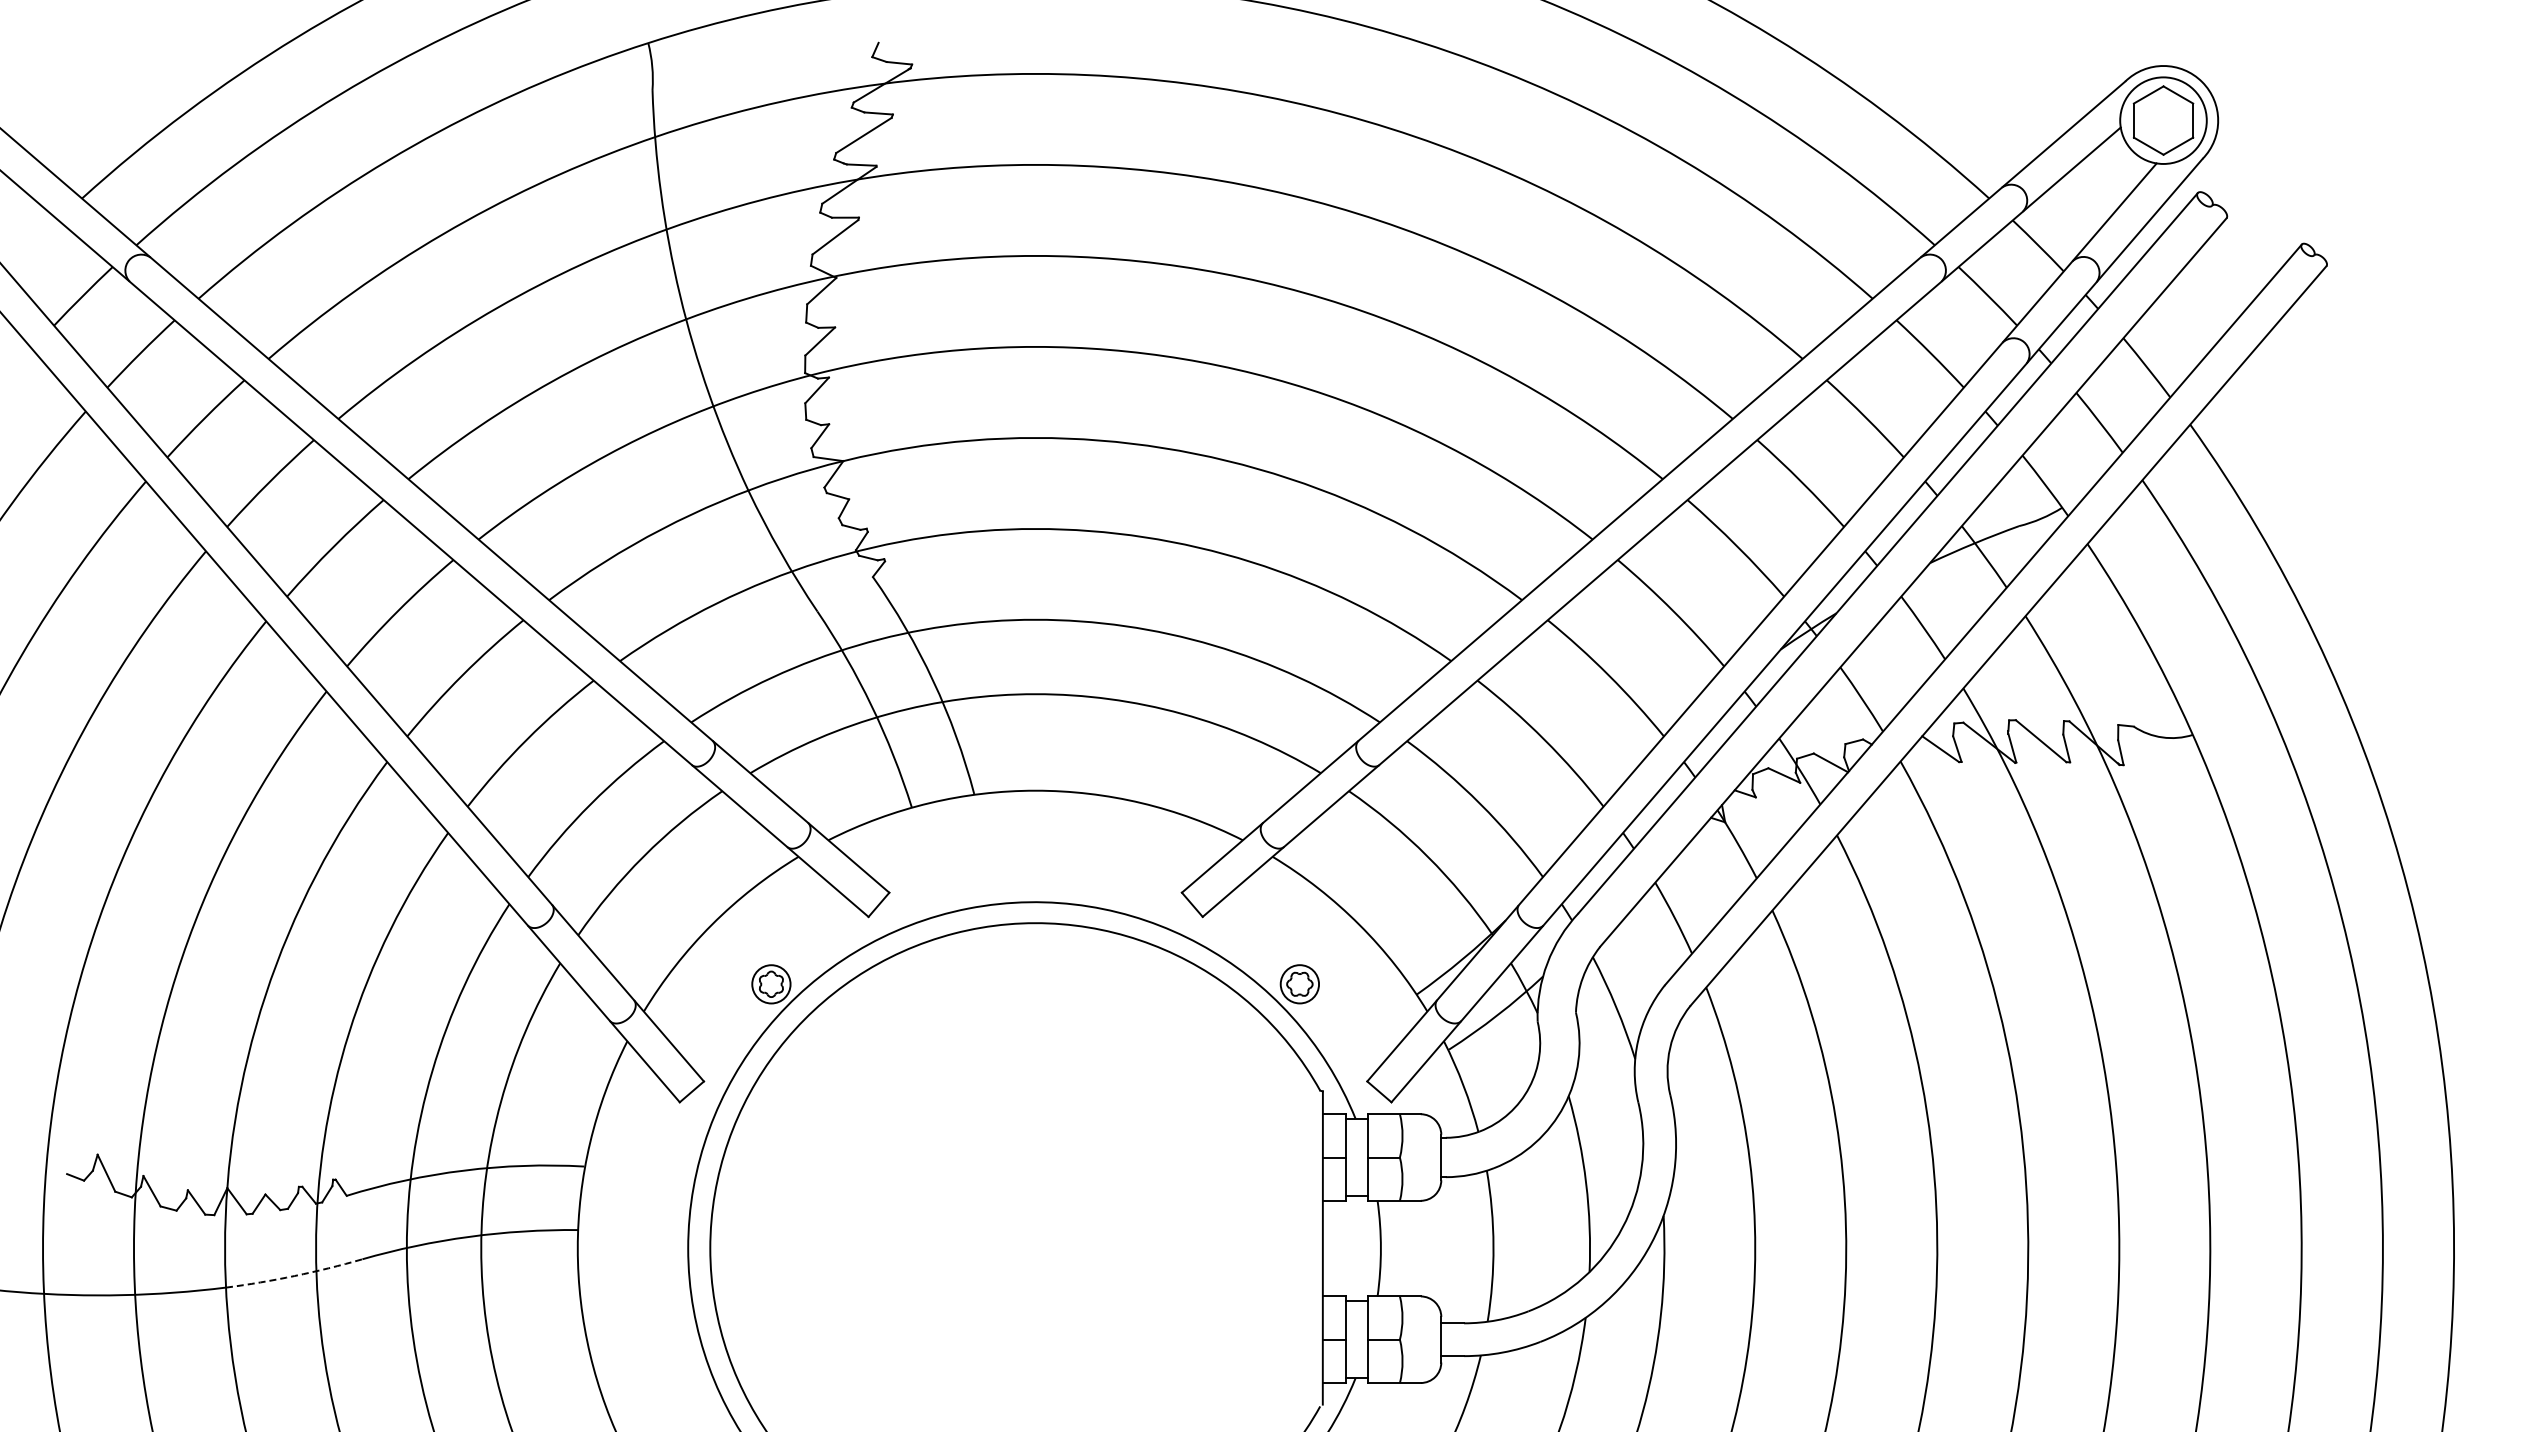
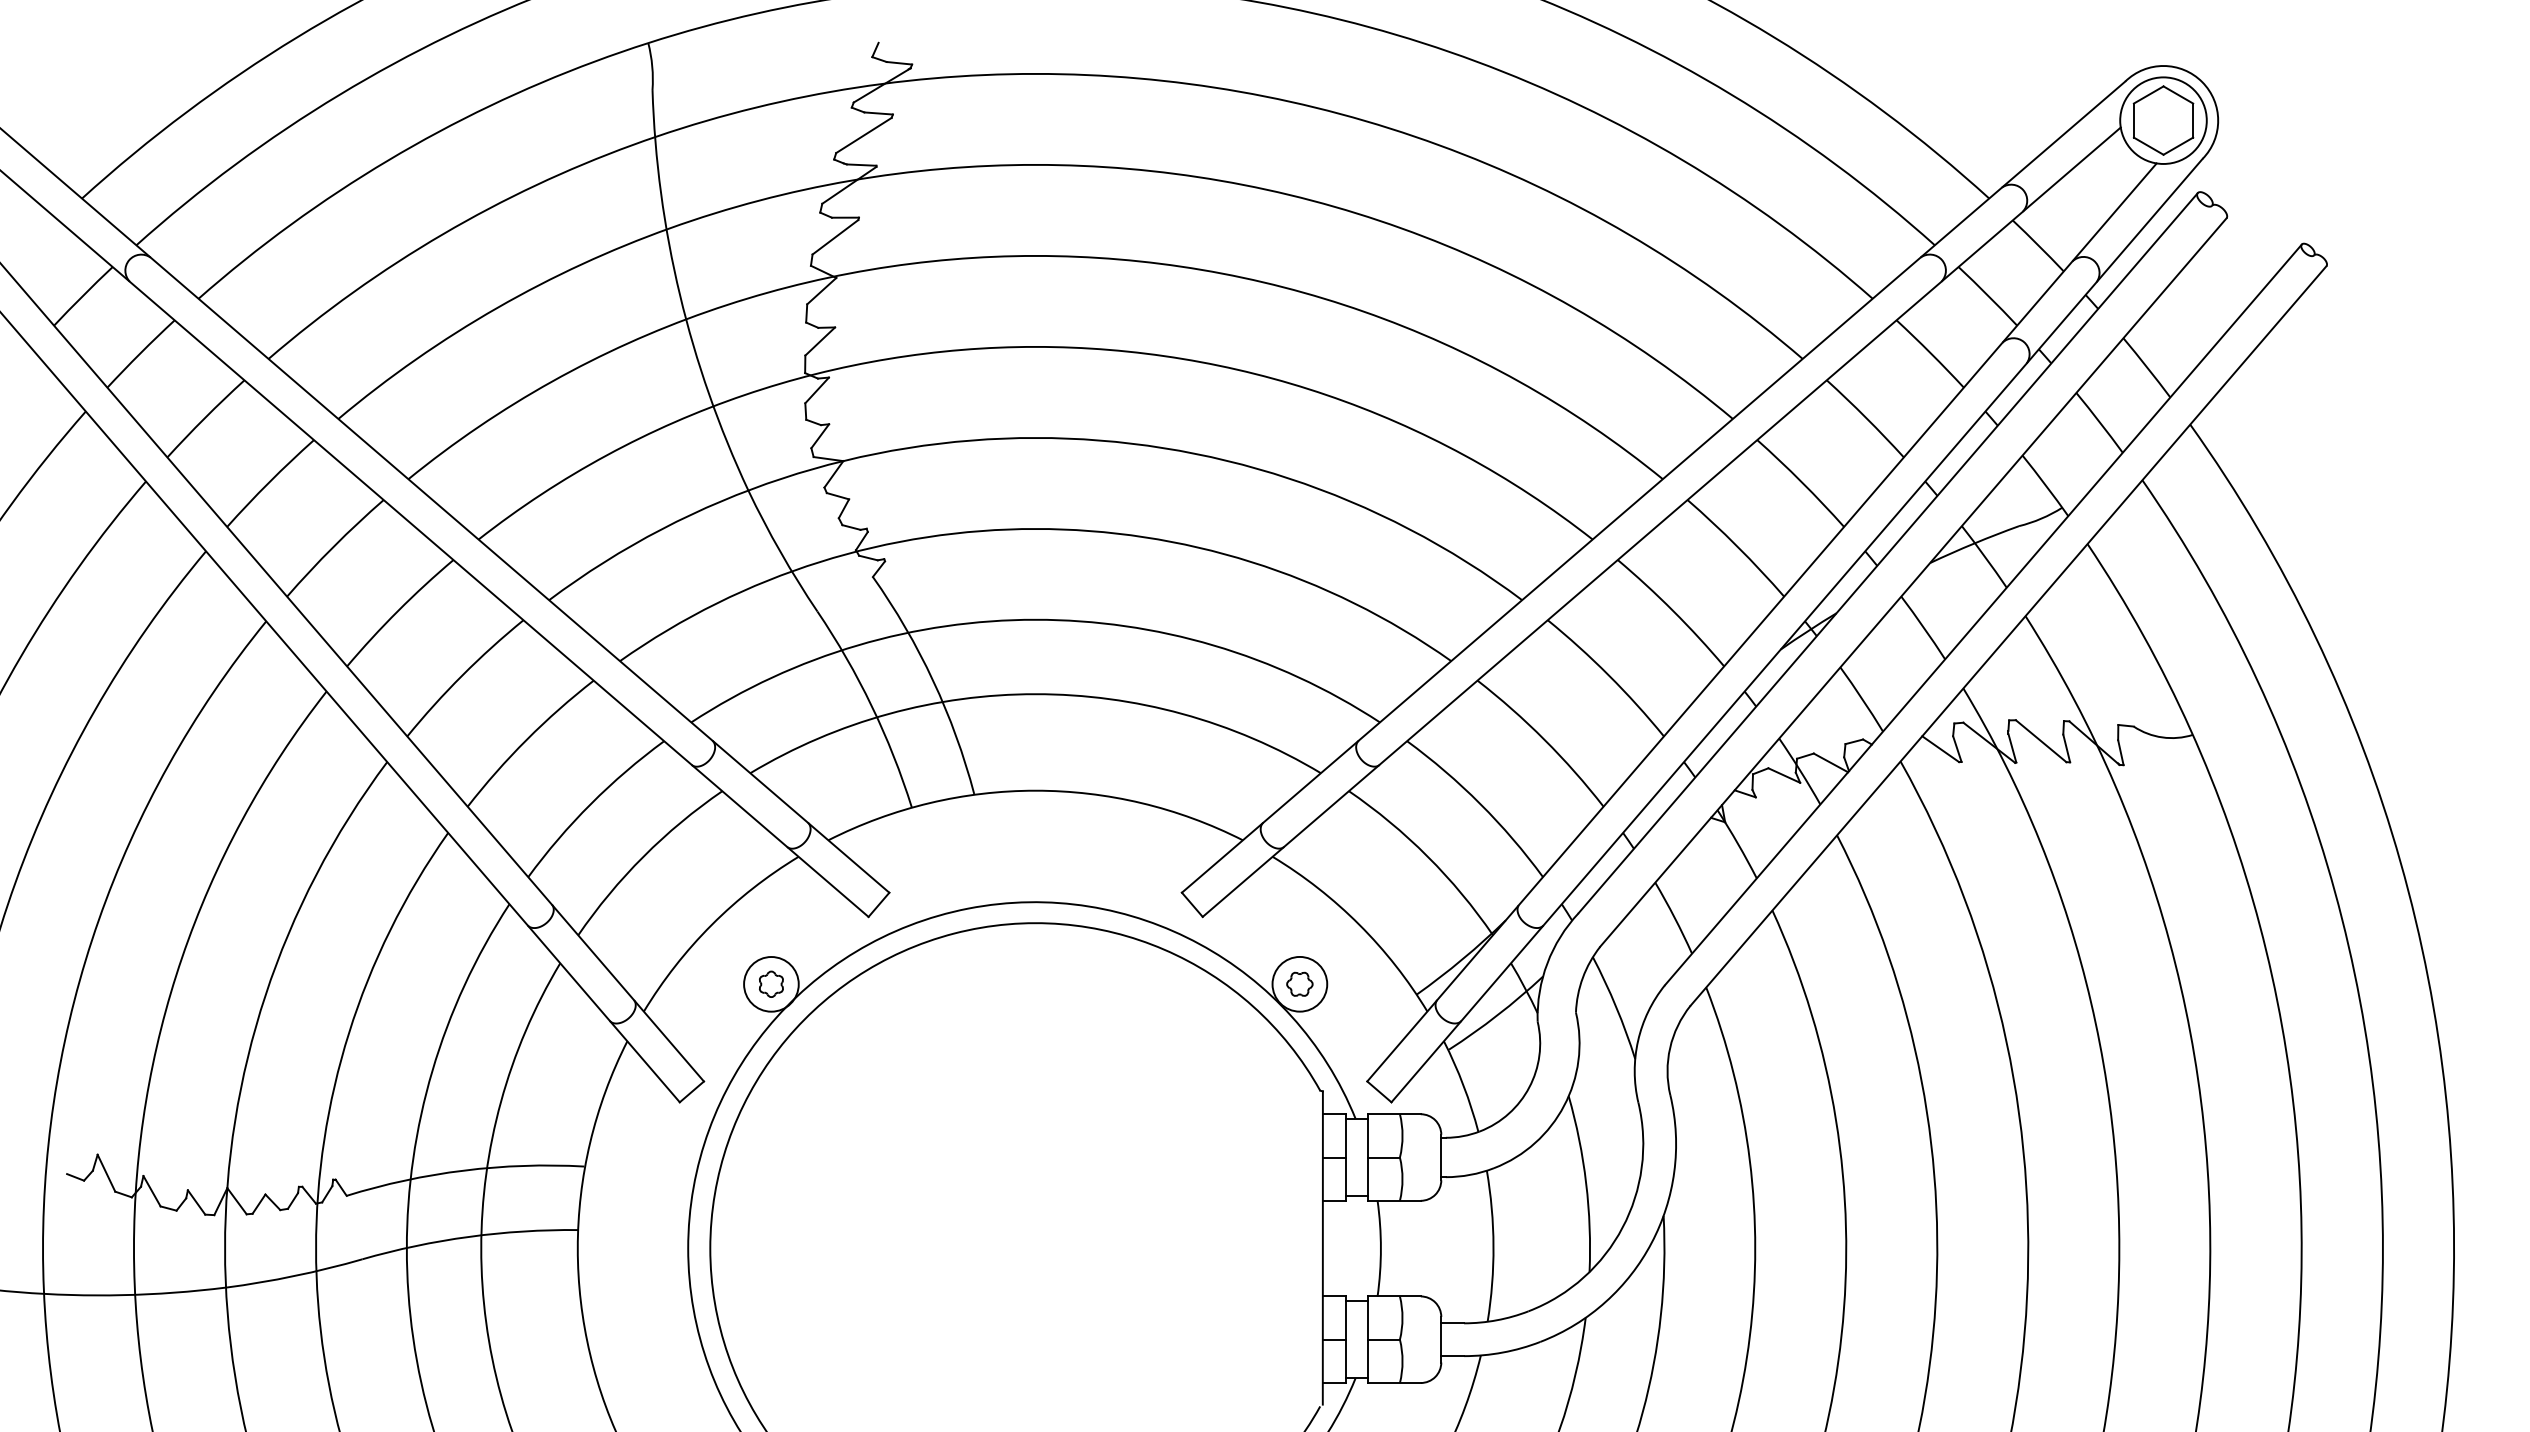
circle diameter: 38 px -> 55 px (771, 984)
circle diameter: 38 px -> 55 px (1299, 983)
arc: dashed -> solid (294, 1276)
